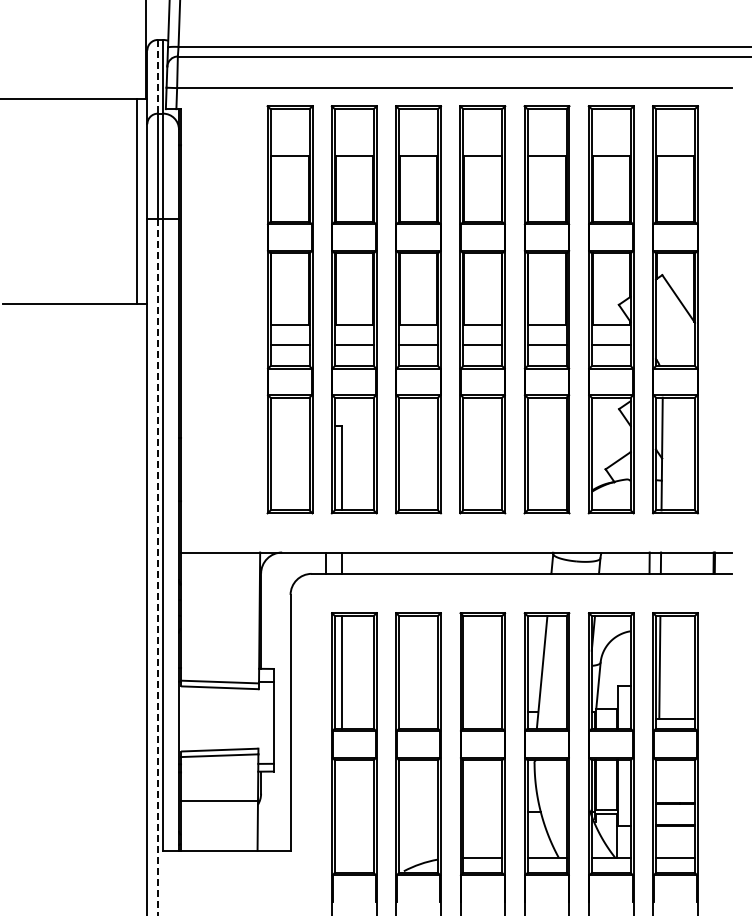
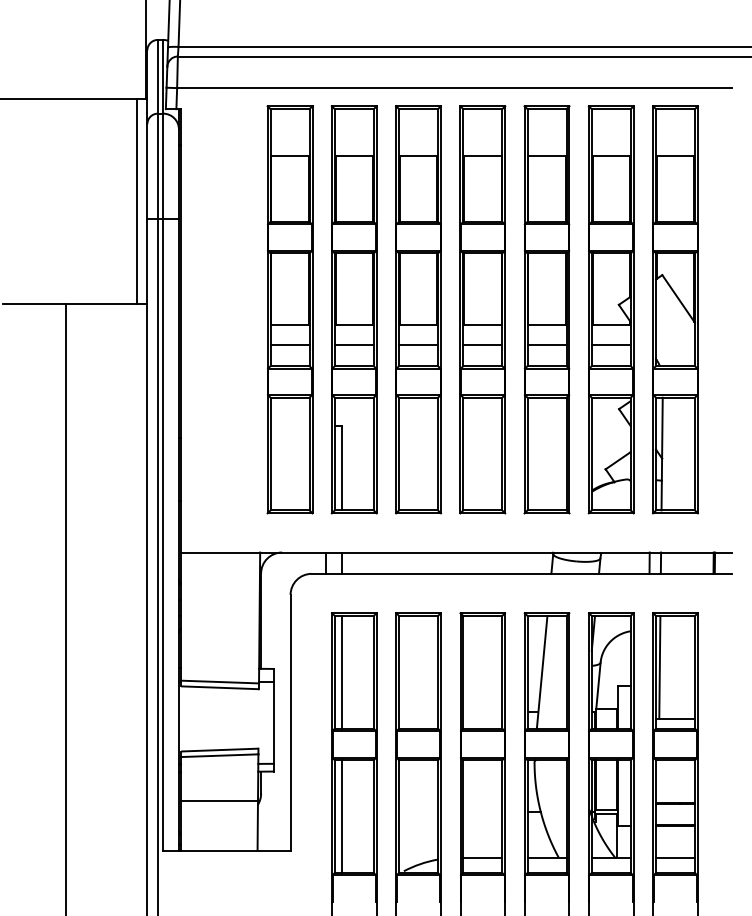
line: dashed -> solid (157, 76)
line: dashed -> solid (157, 567)
line: none -> present (65, 608)
line: none -> present (342, 816)
